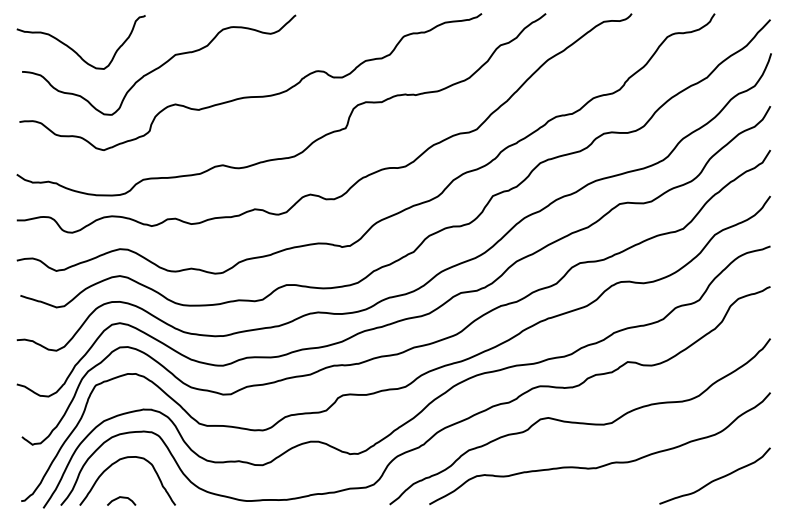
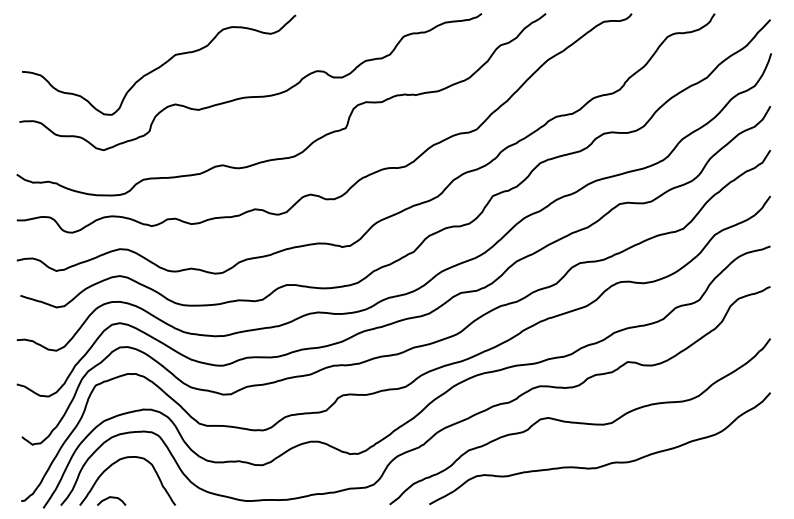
curve: present -> none (76, 51)
curve: present -> none (716, 478)
curve position: (121, 498) -> (111, 498) (111, 498)
